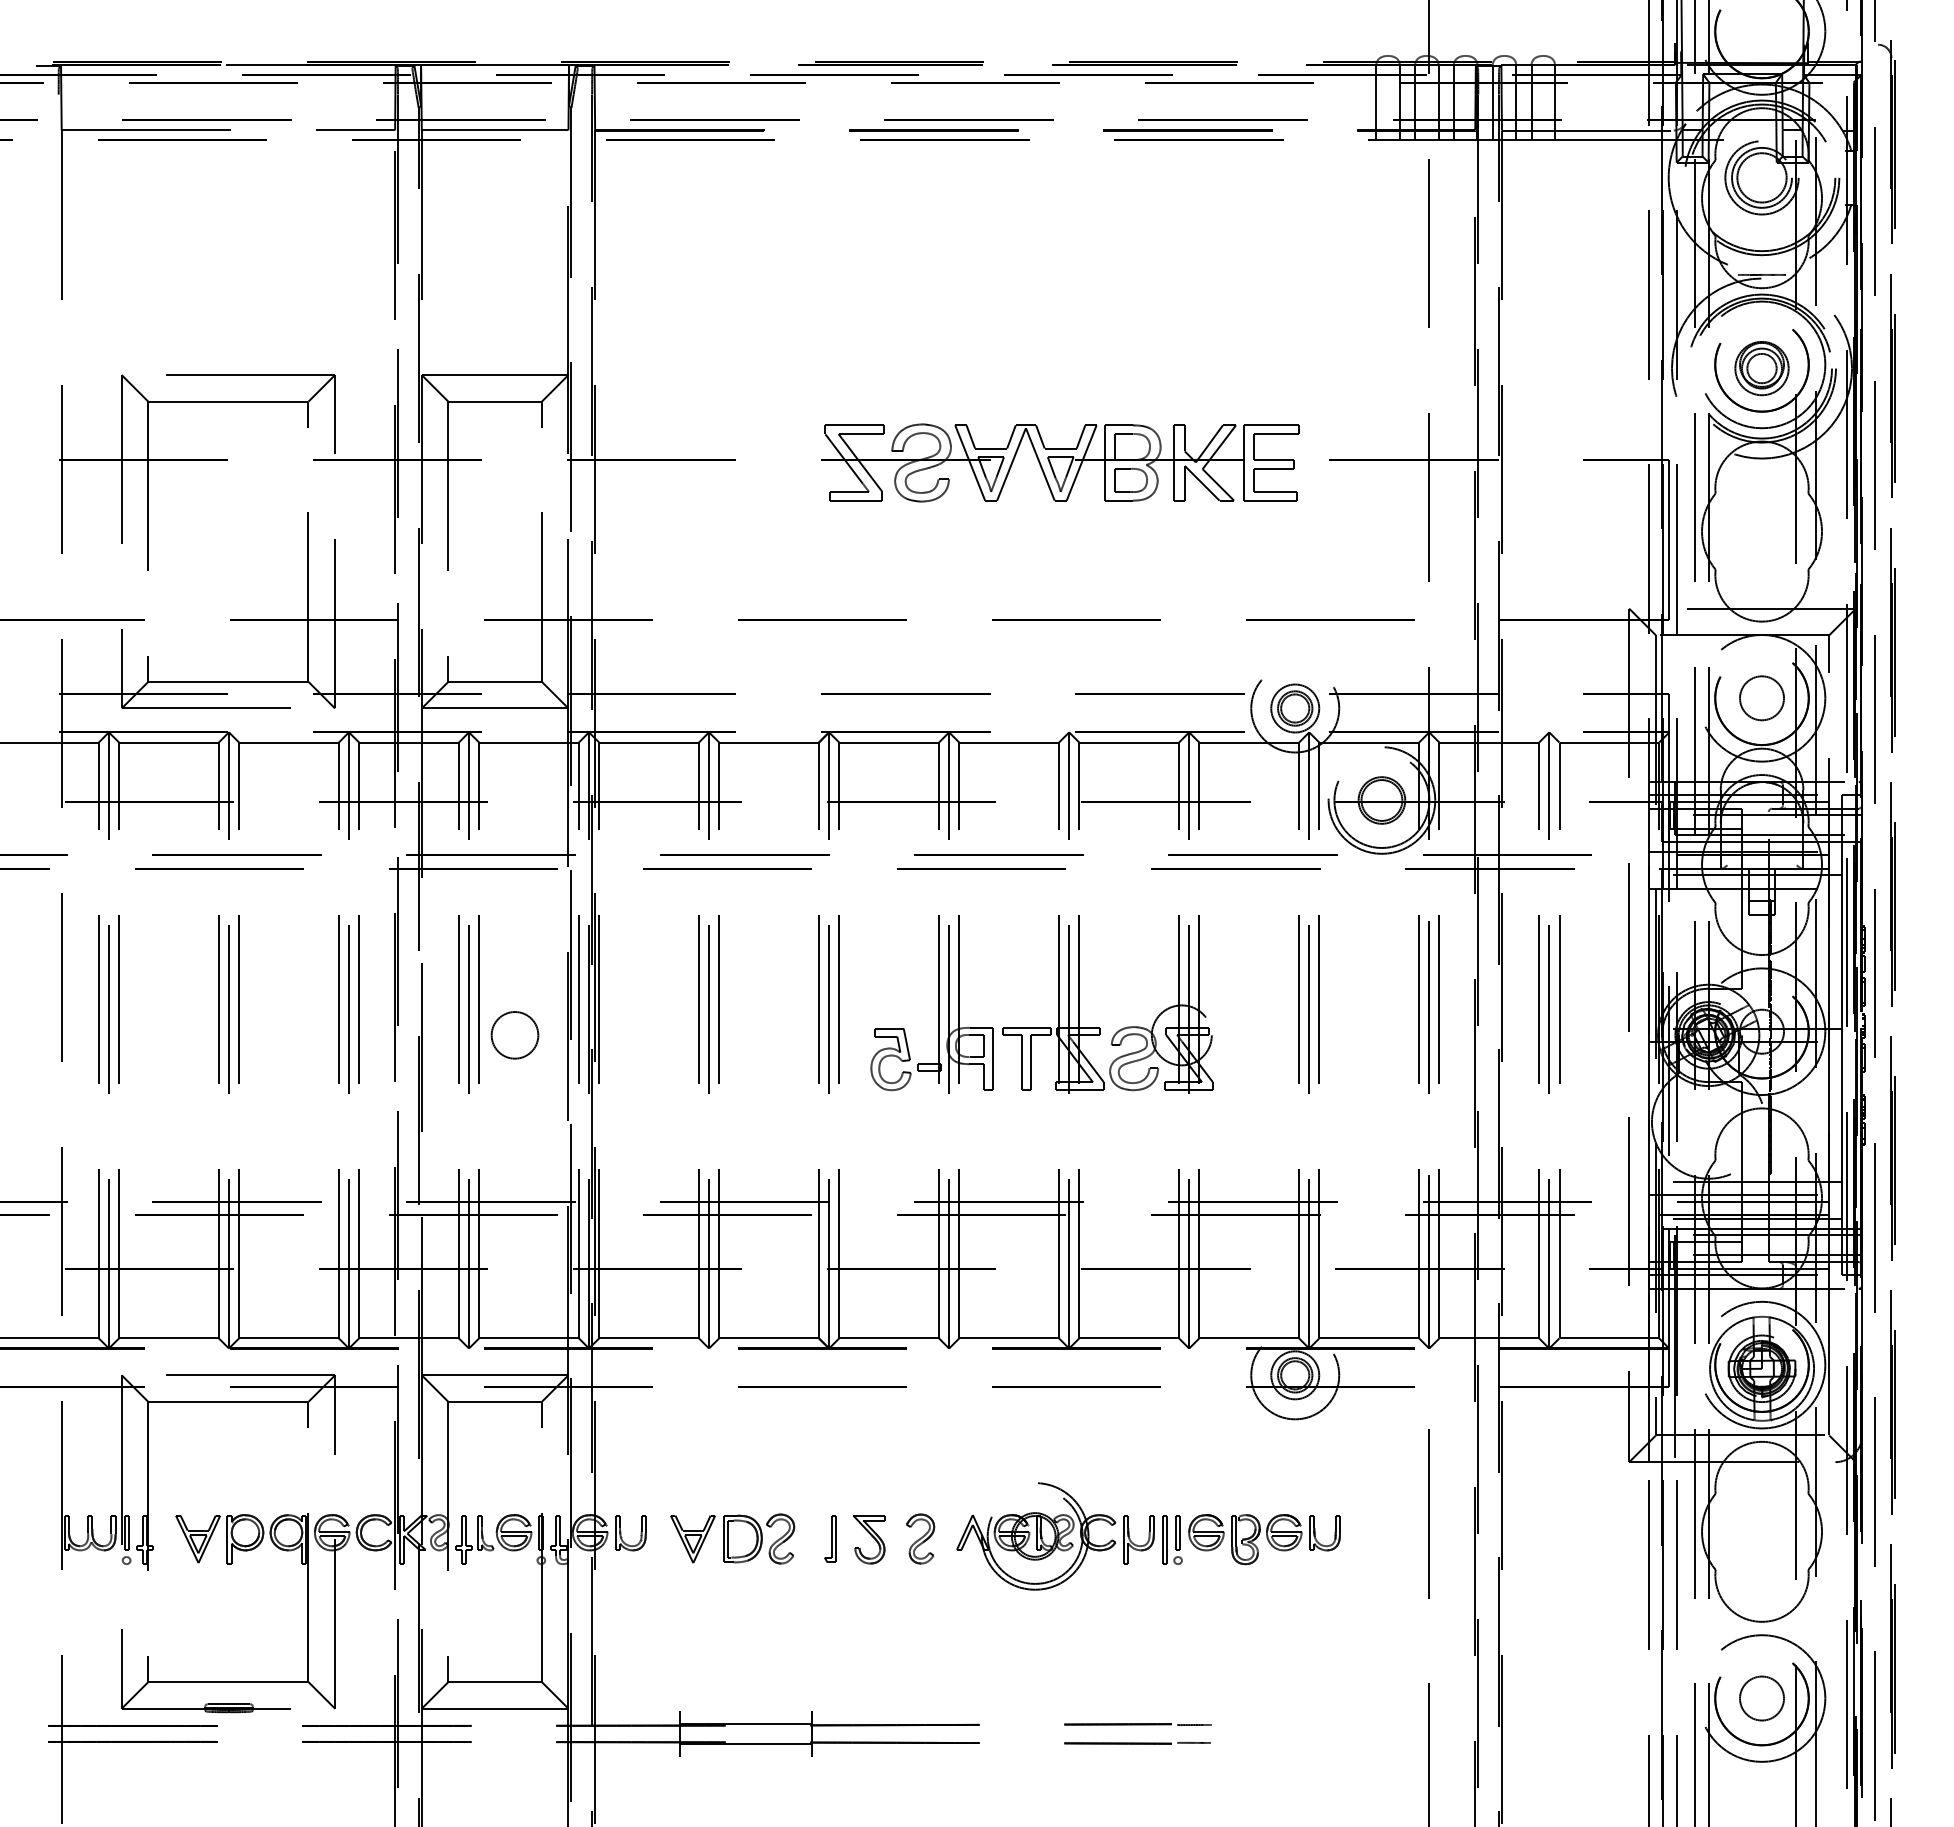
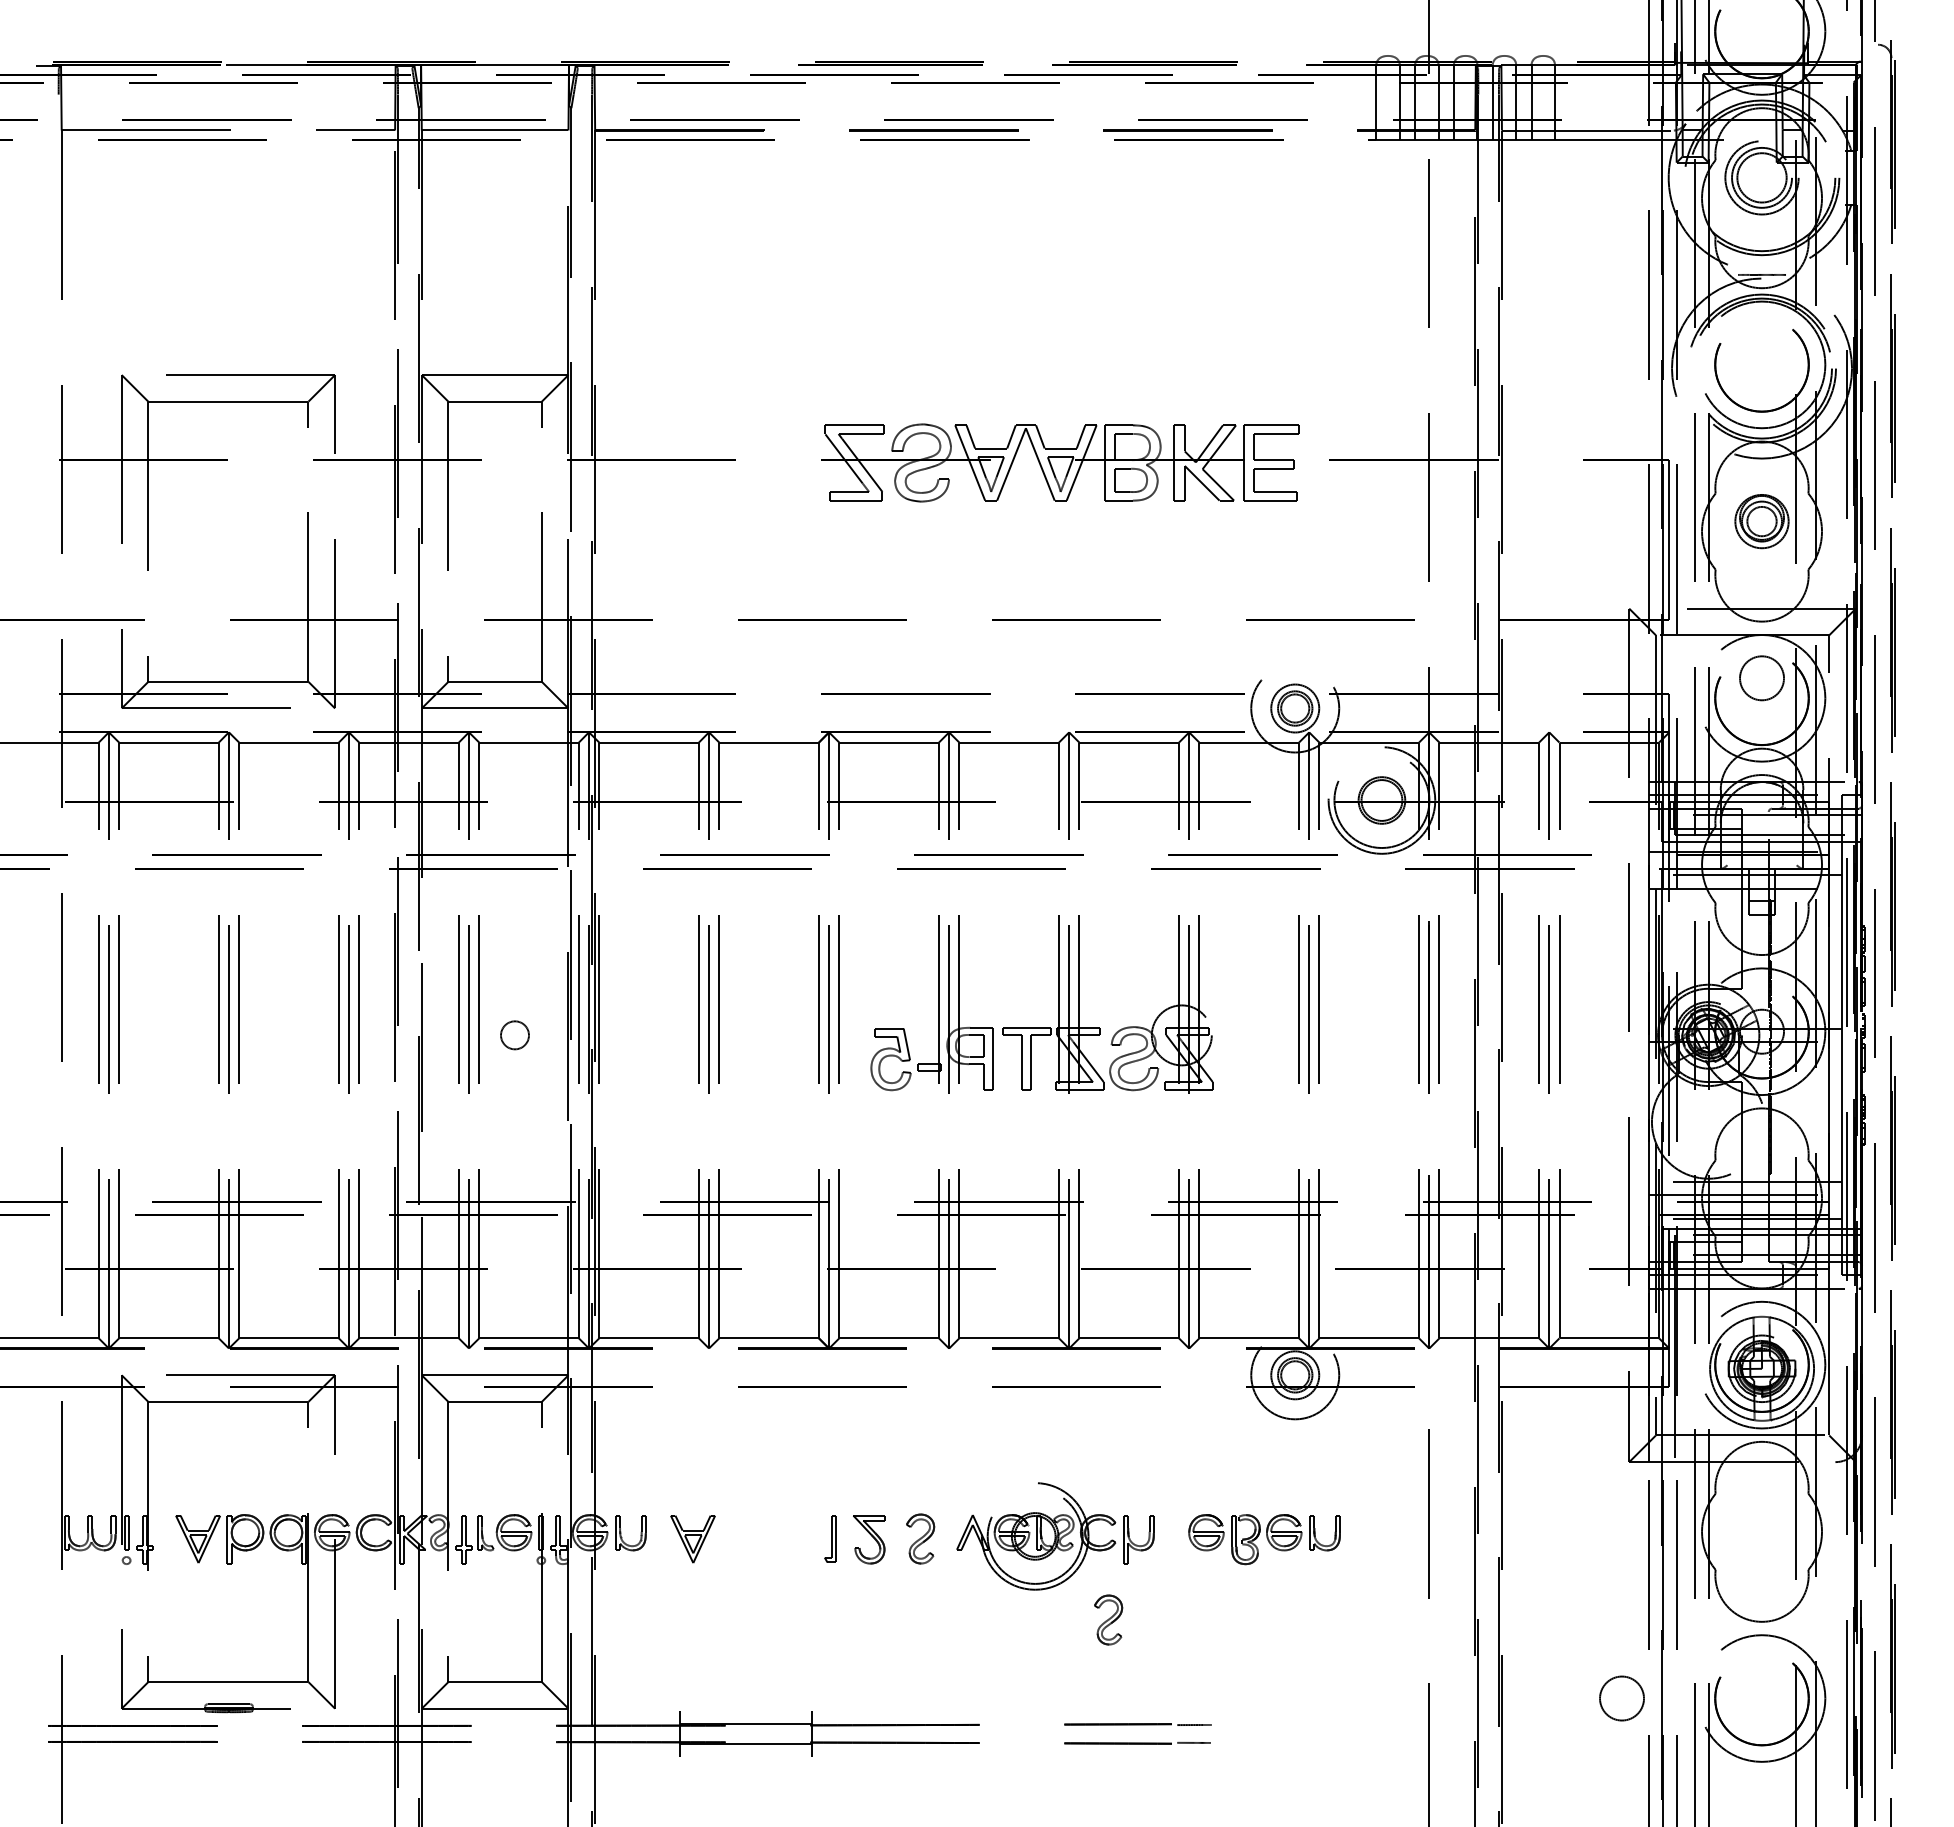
part position: (1761, 368) -> (1761, 521) (1761, 521)
circle position: (1761, 698) -> (1761, 678) (1761, 678)
circle diameter: 47 px -> 28 px (515, 1035)
part: present -> none (759, 1538)
part: present -> none (1172, 1539)
part: none -> present (1108, 1619)
circle position: (1761, 1698) -> (1621, 1698) (1621, 1698)
